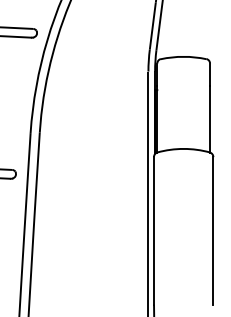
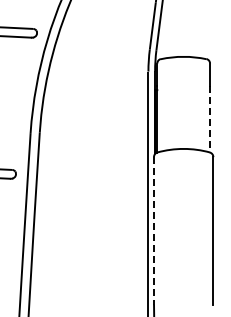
line: solid -> dashed (210, 119)
line: solid -> dashed (154, 230)
